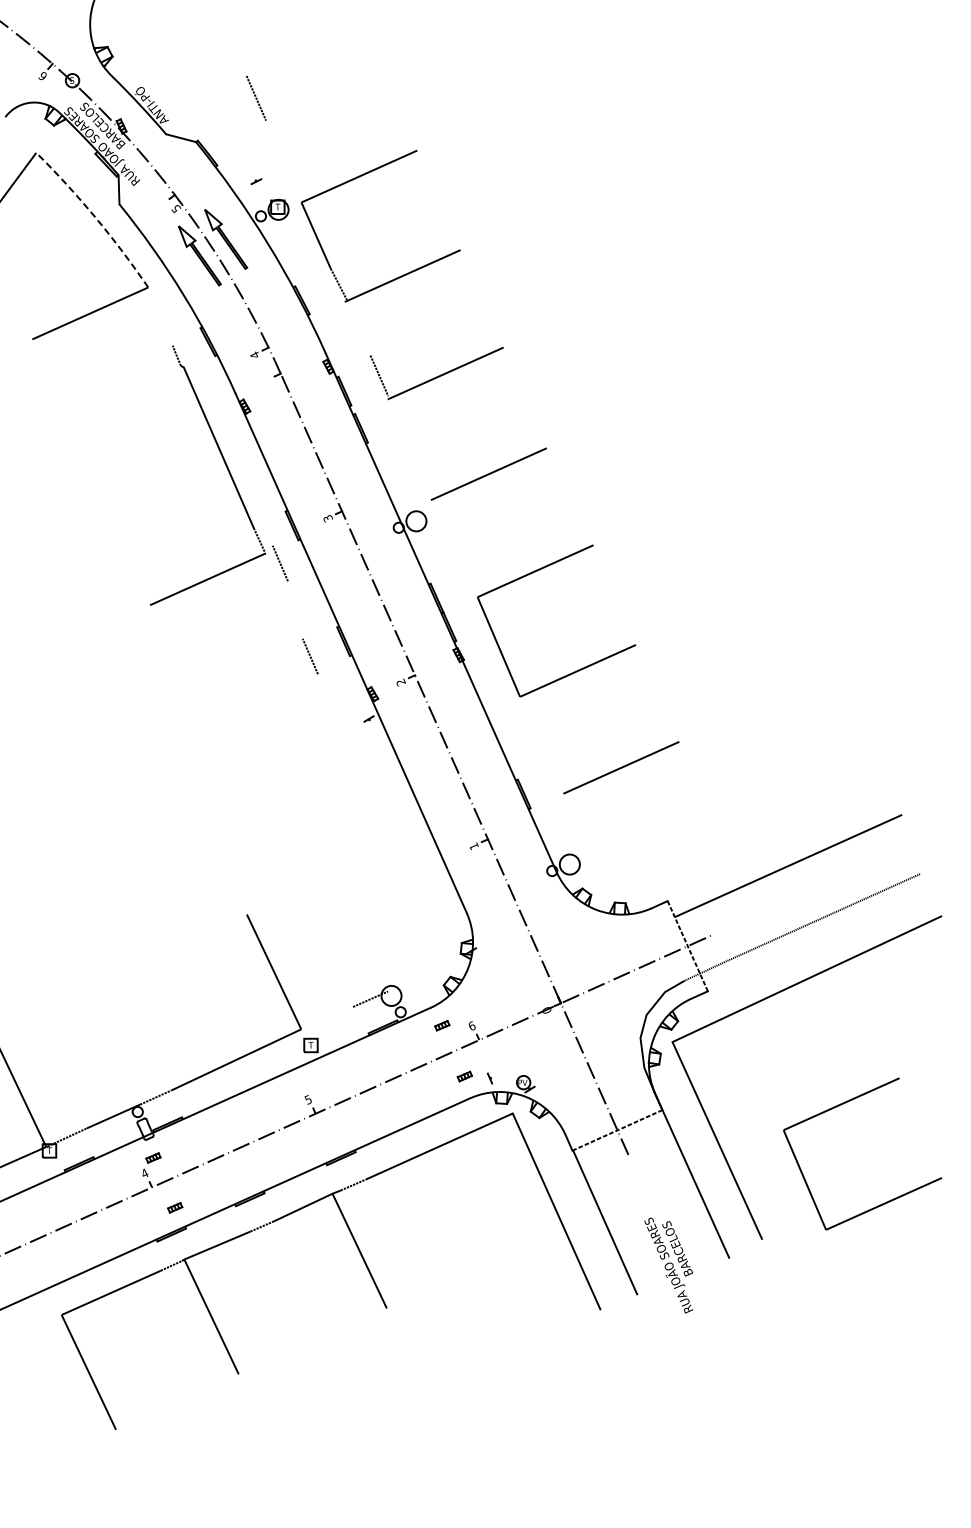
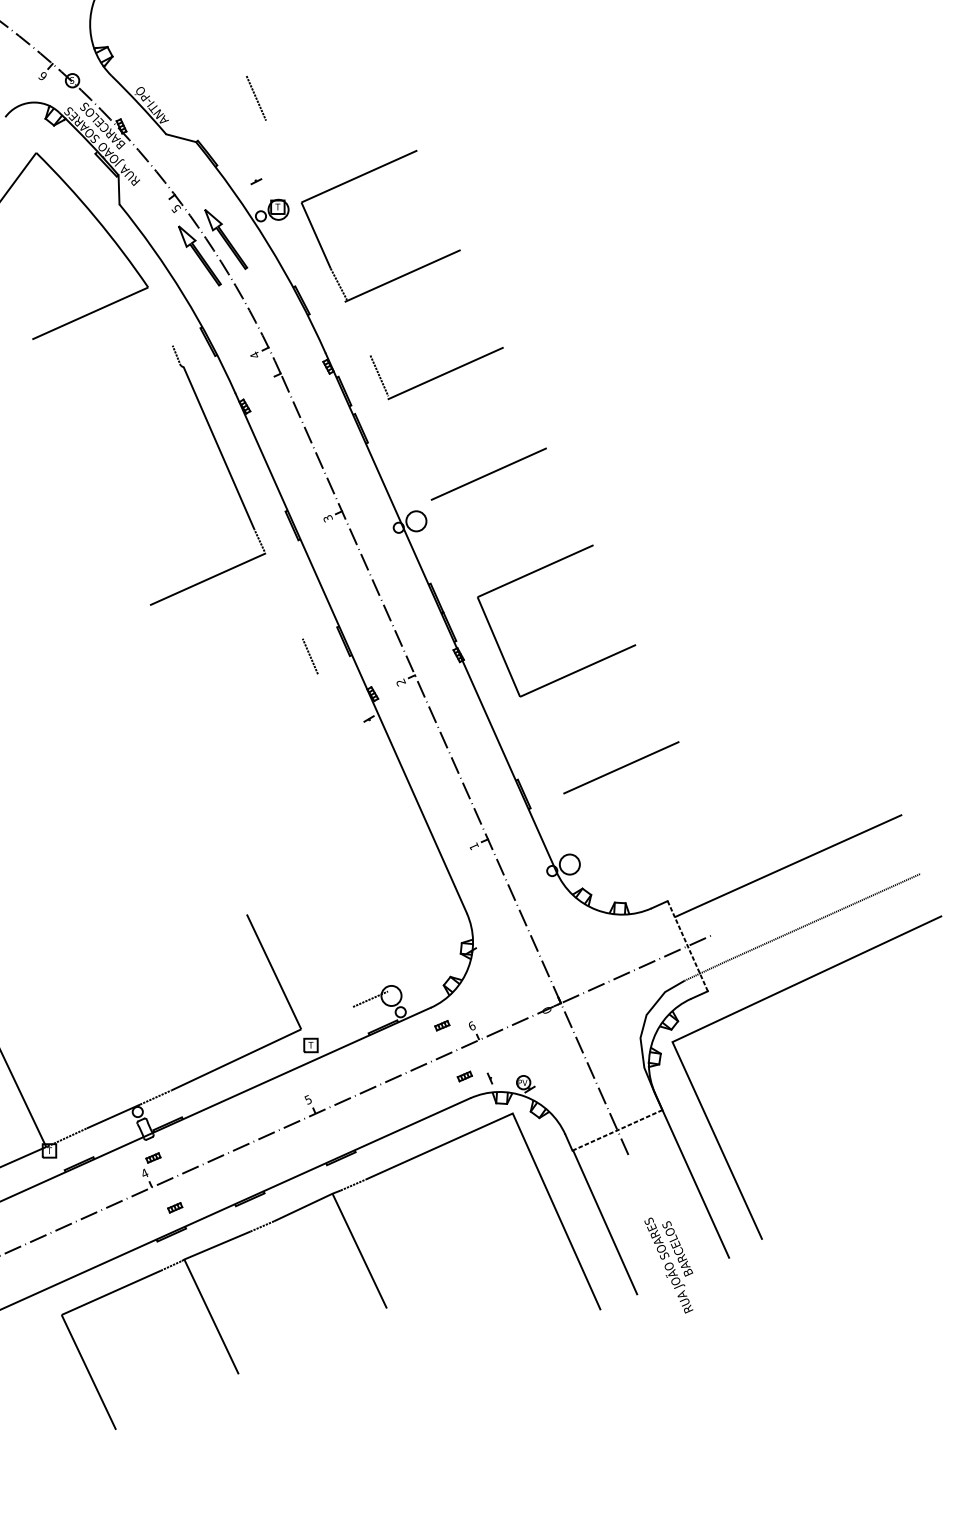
arc: dashed -> solid (95, 217)
line: present -> none (280, 563)
part: present -> none (839, 1106)
